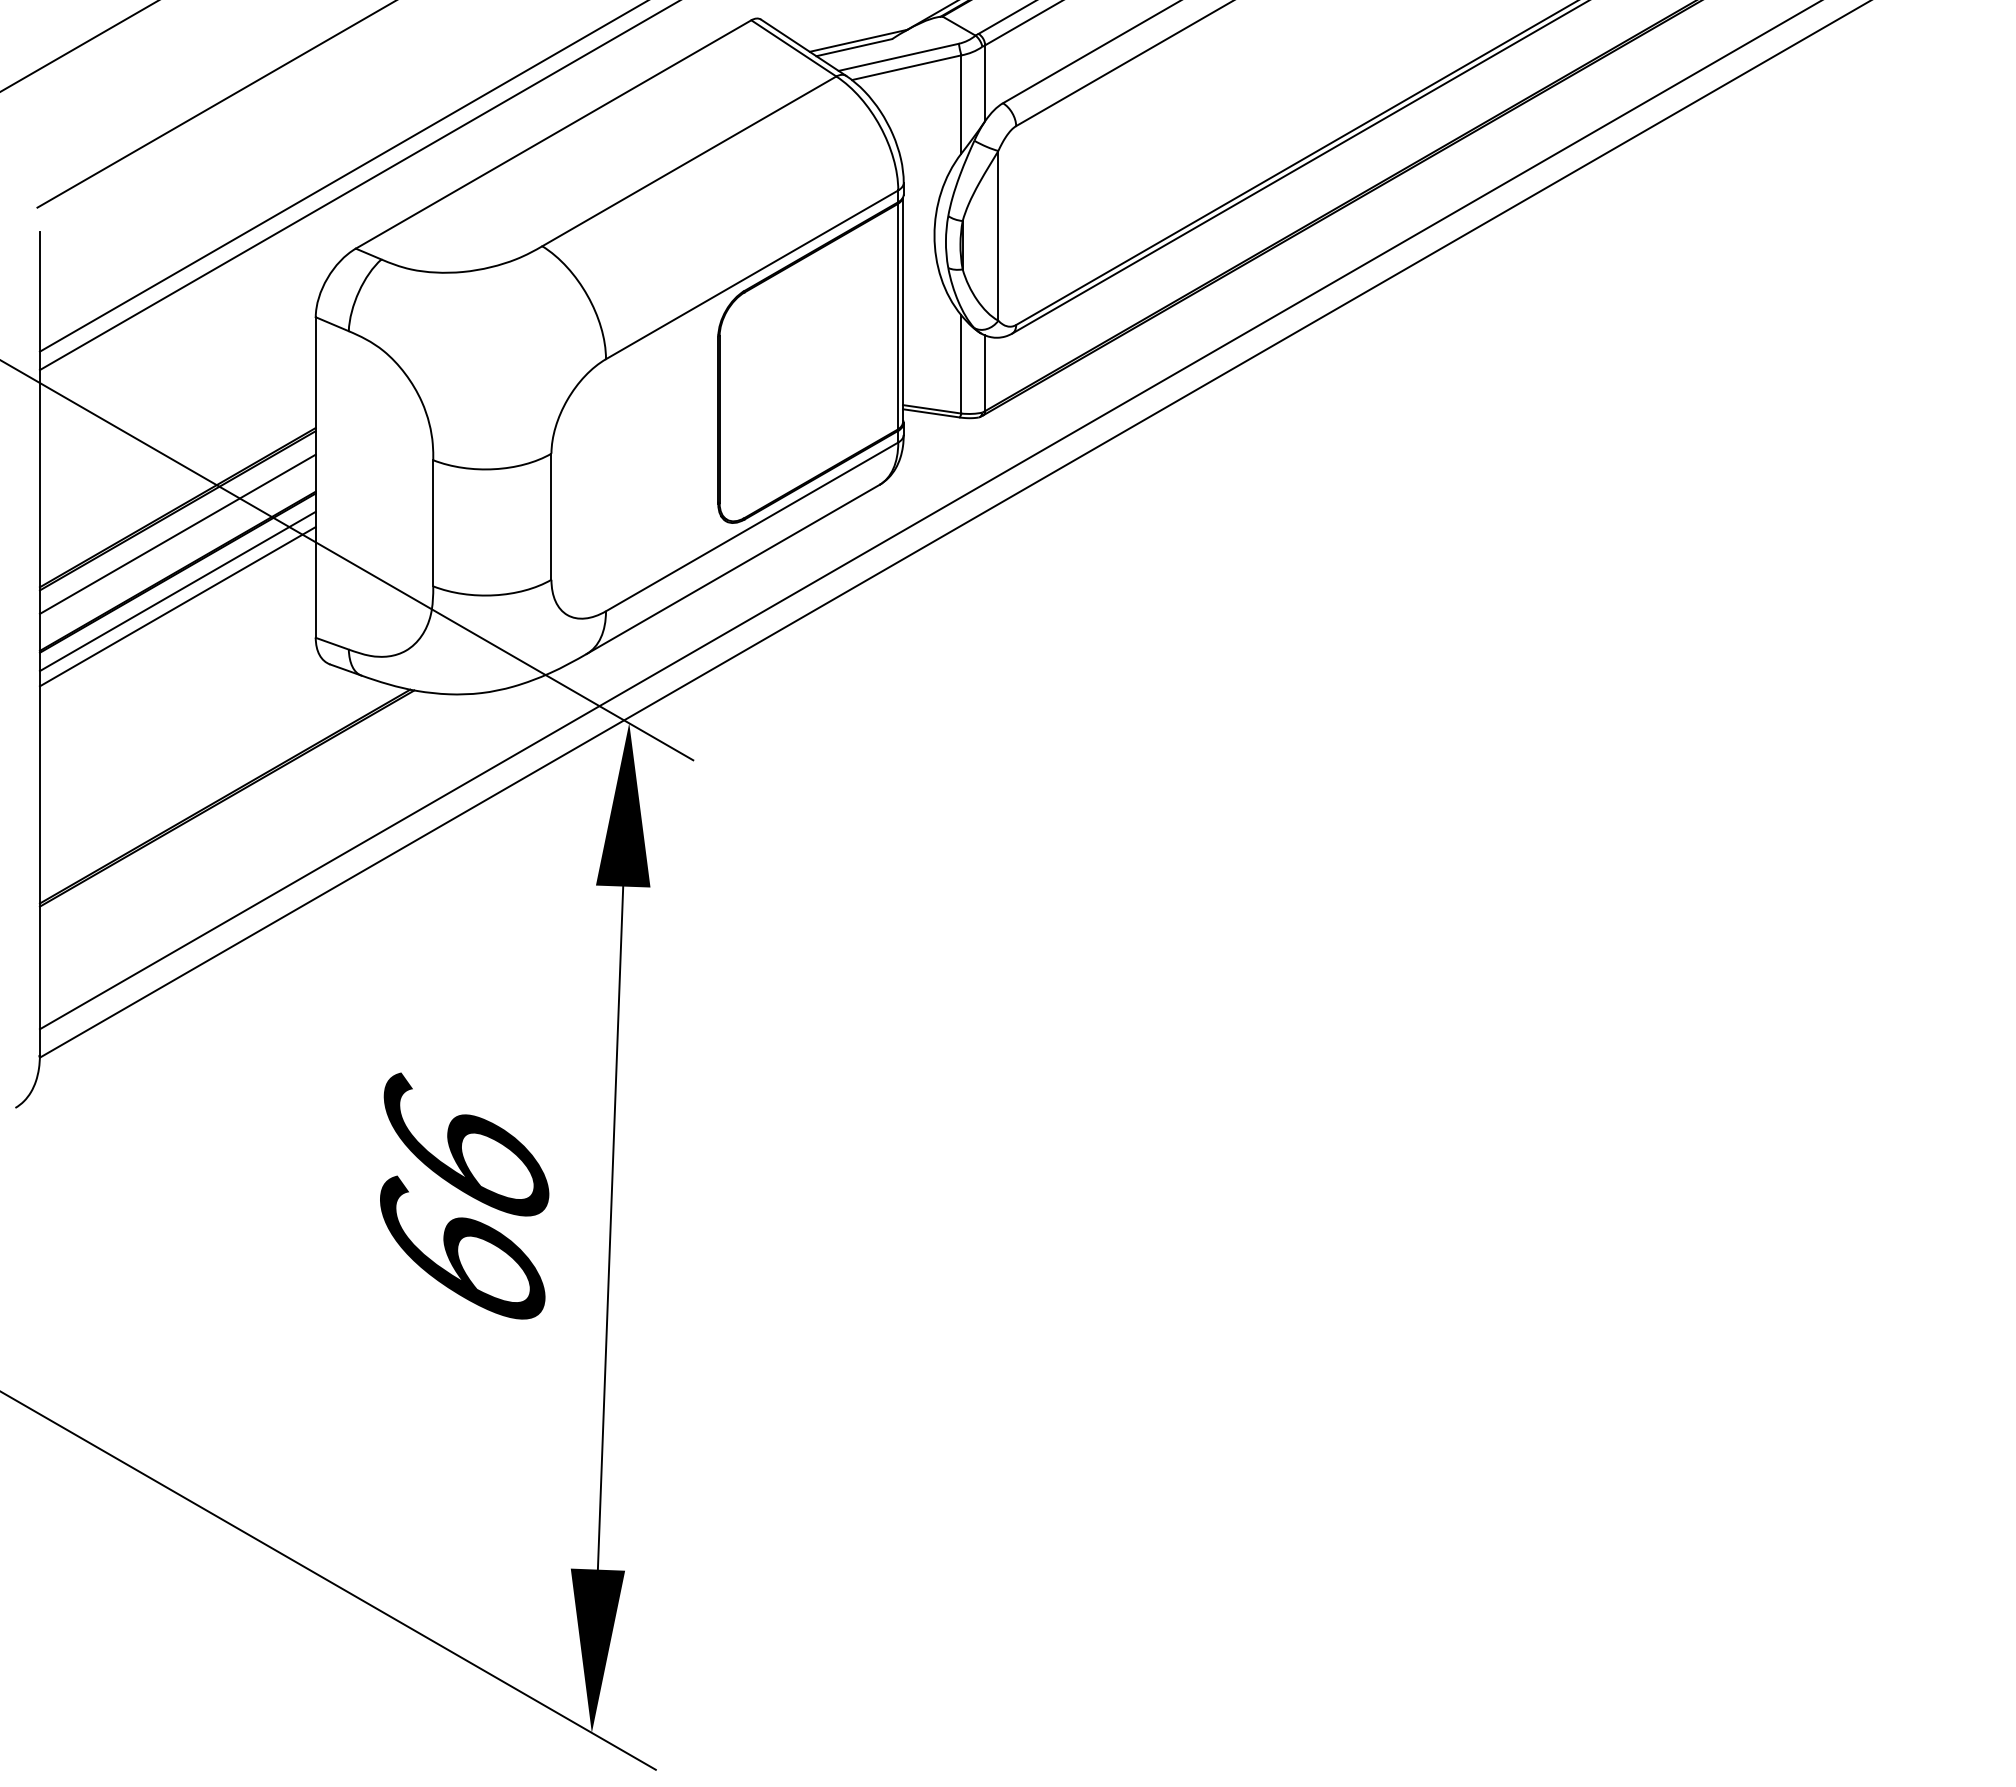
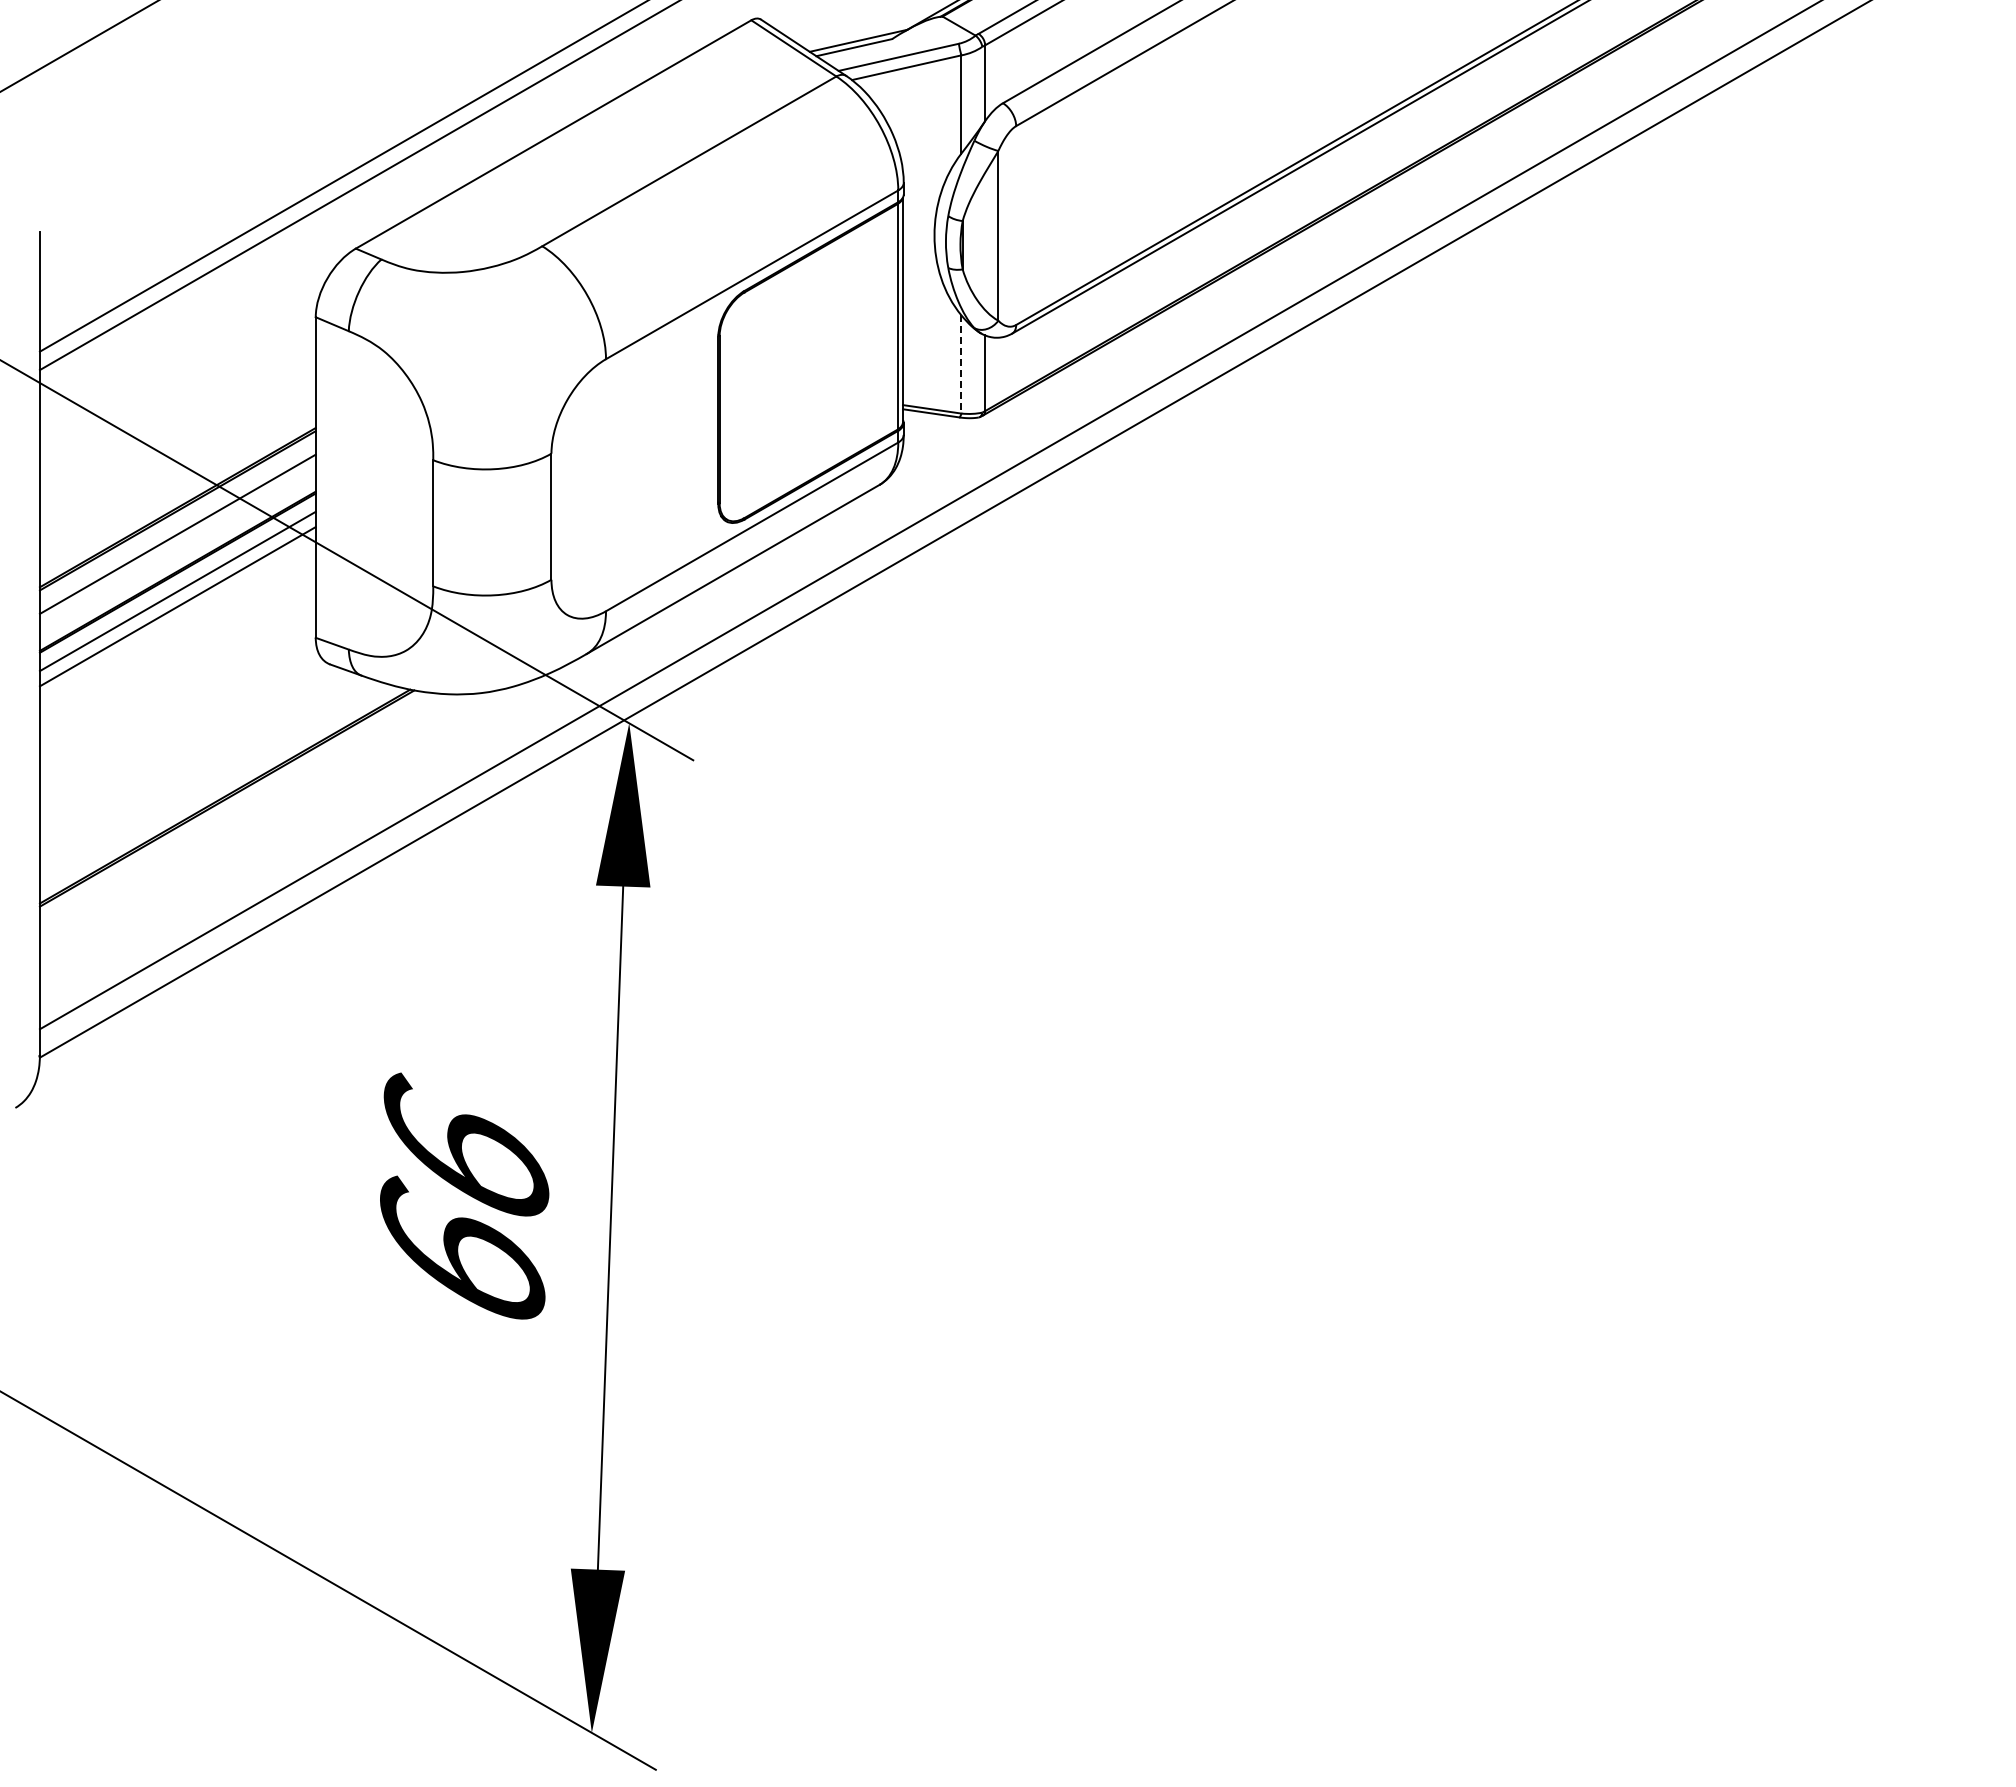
line: present -> none (215, 104)
line: solid -> dashed (961, 364)
